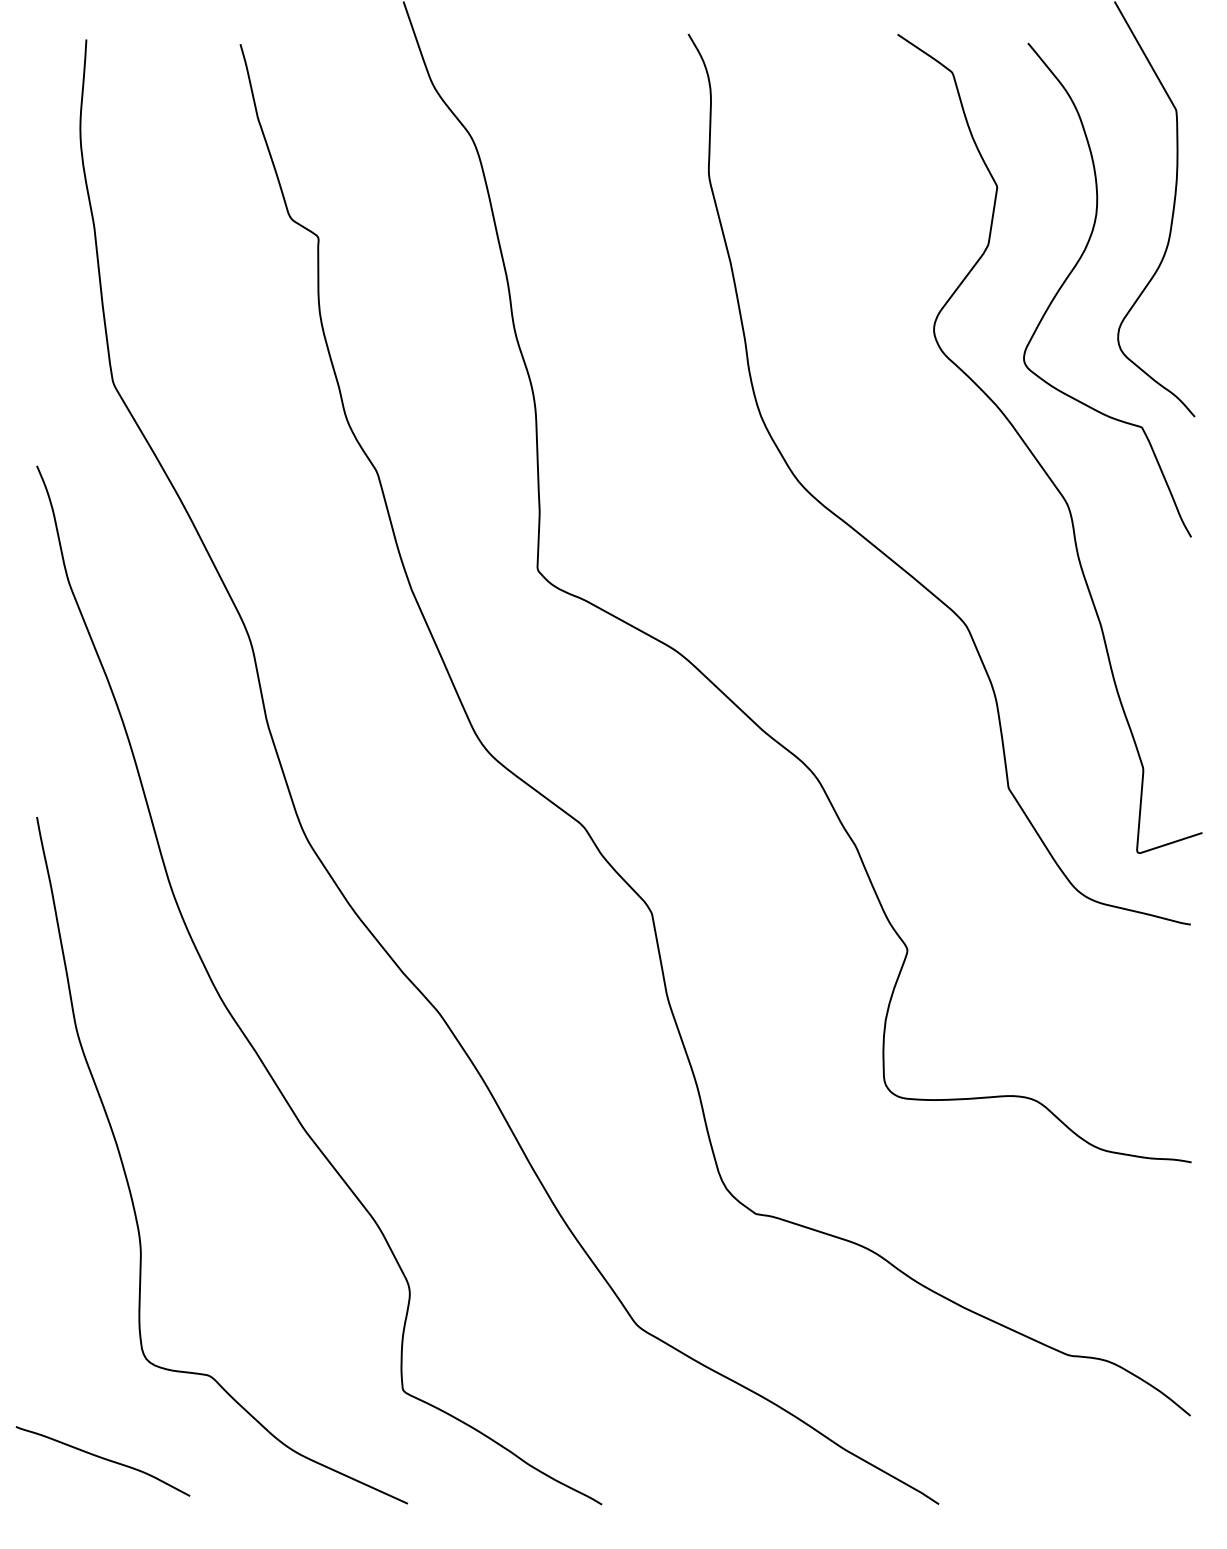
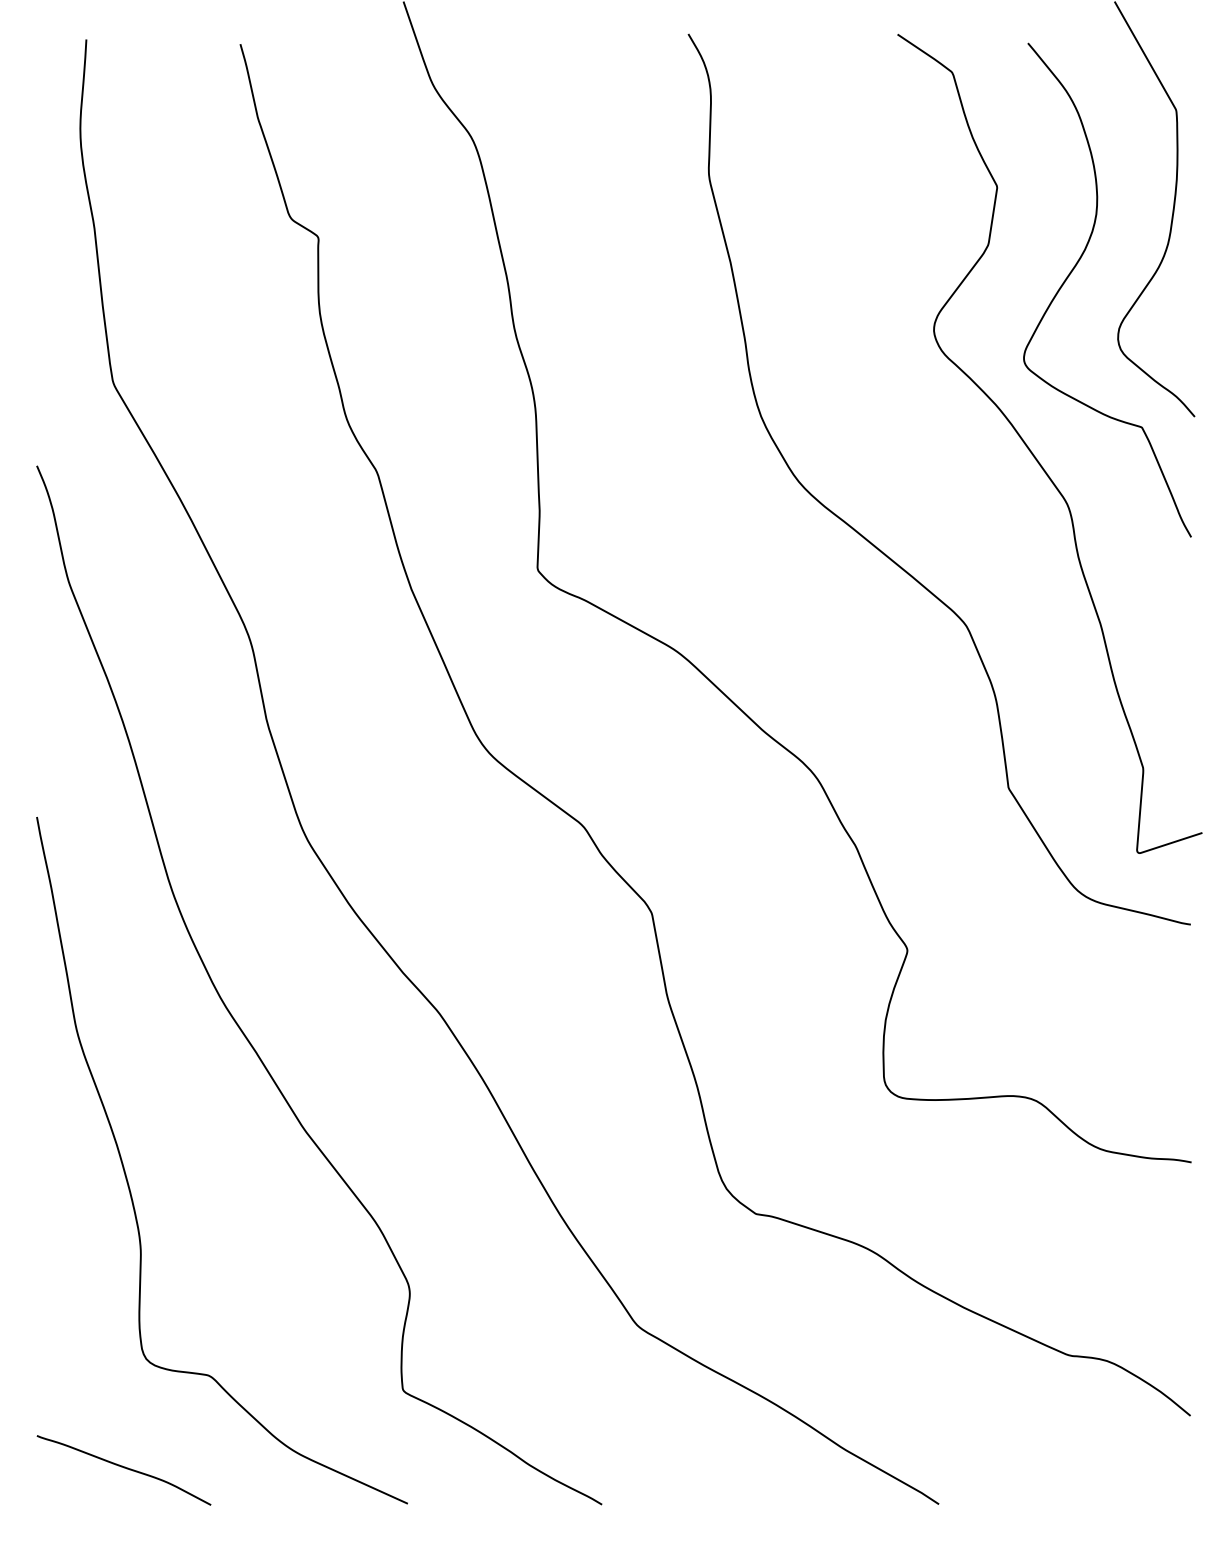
curve position: (103, 1459) -> (124, 1468) (124, 1468)
